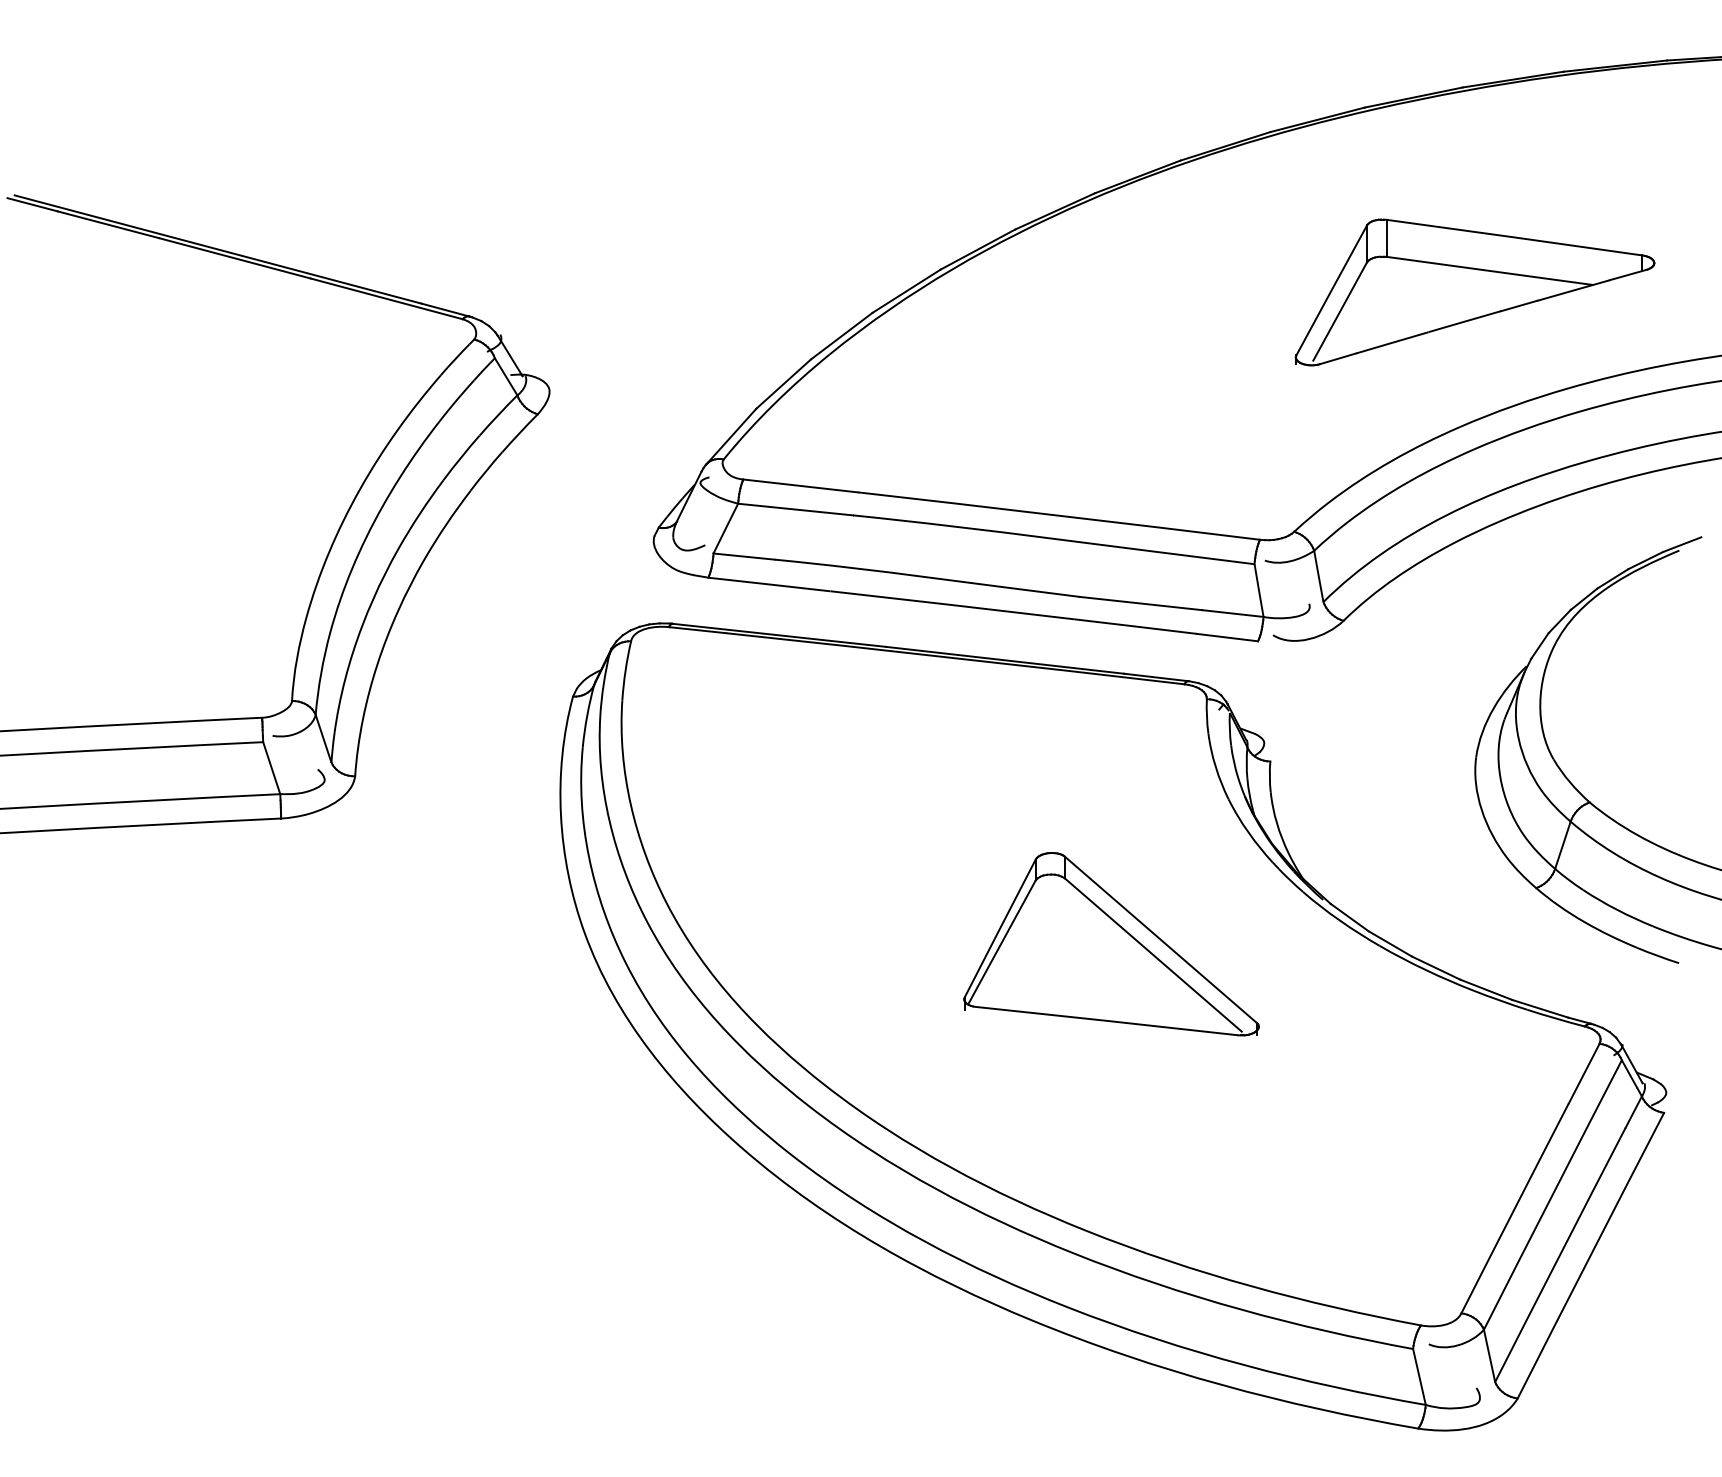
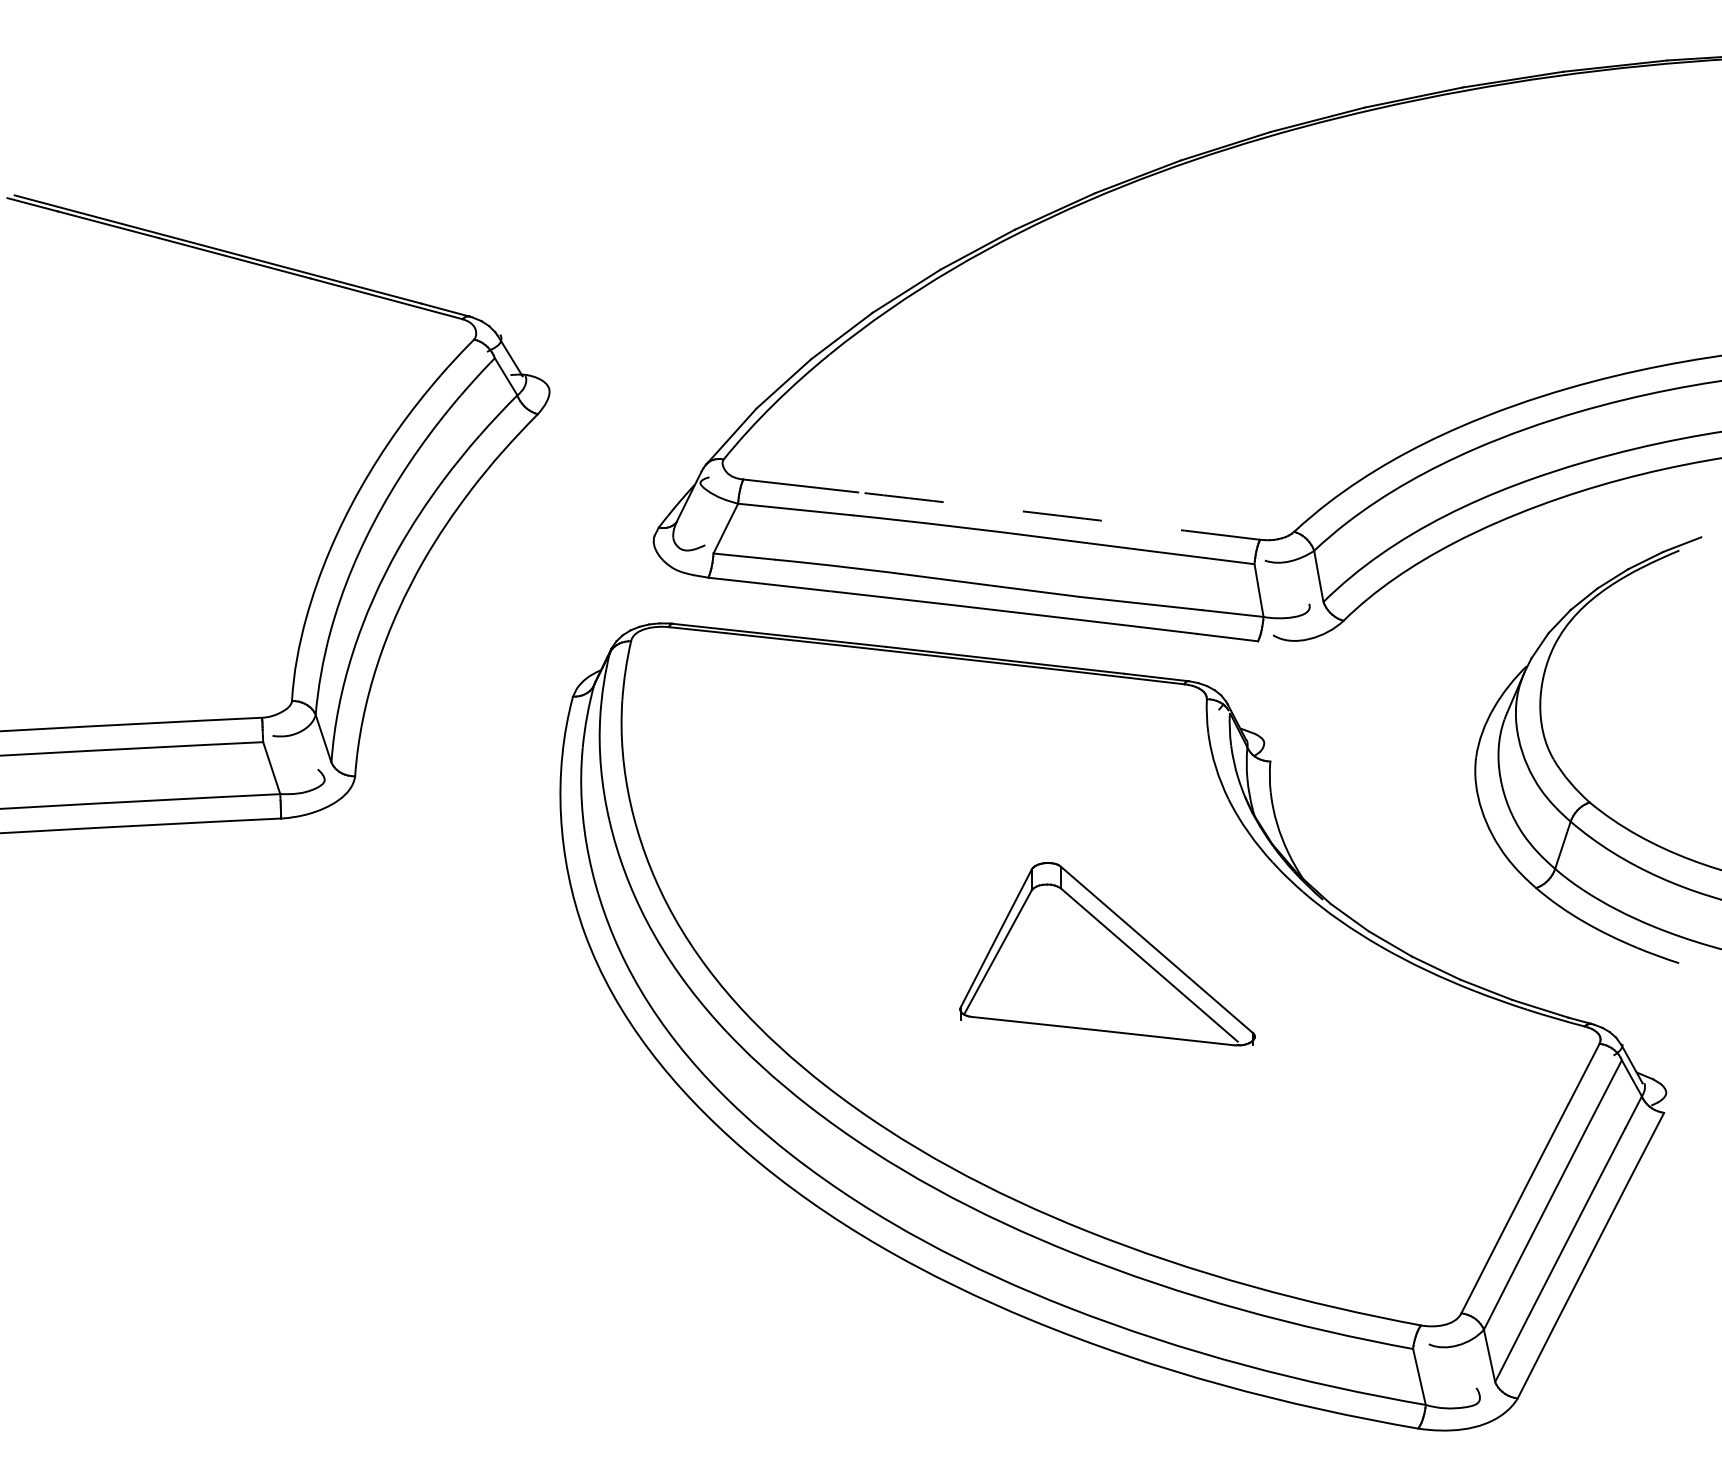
part: present -> none (1474, 292)
arc: solid -> dashed (1059, 515)
part position: (1111, 944) -> (1107, 954) (1107, 954)
